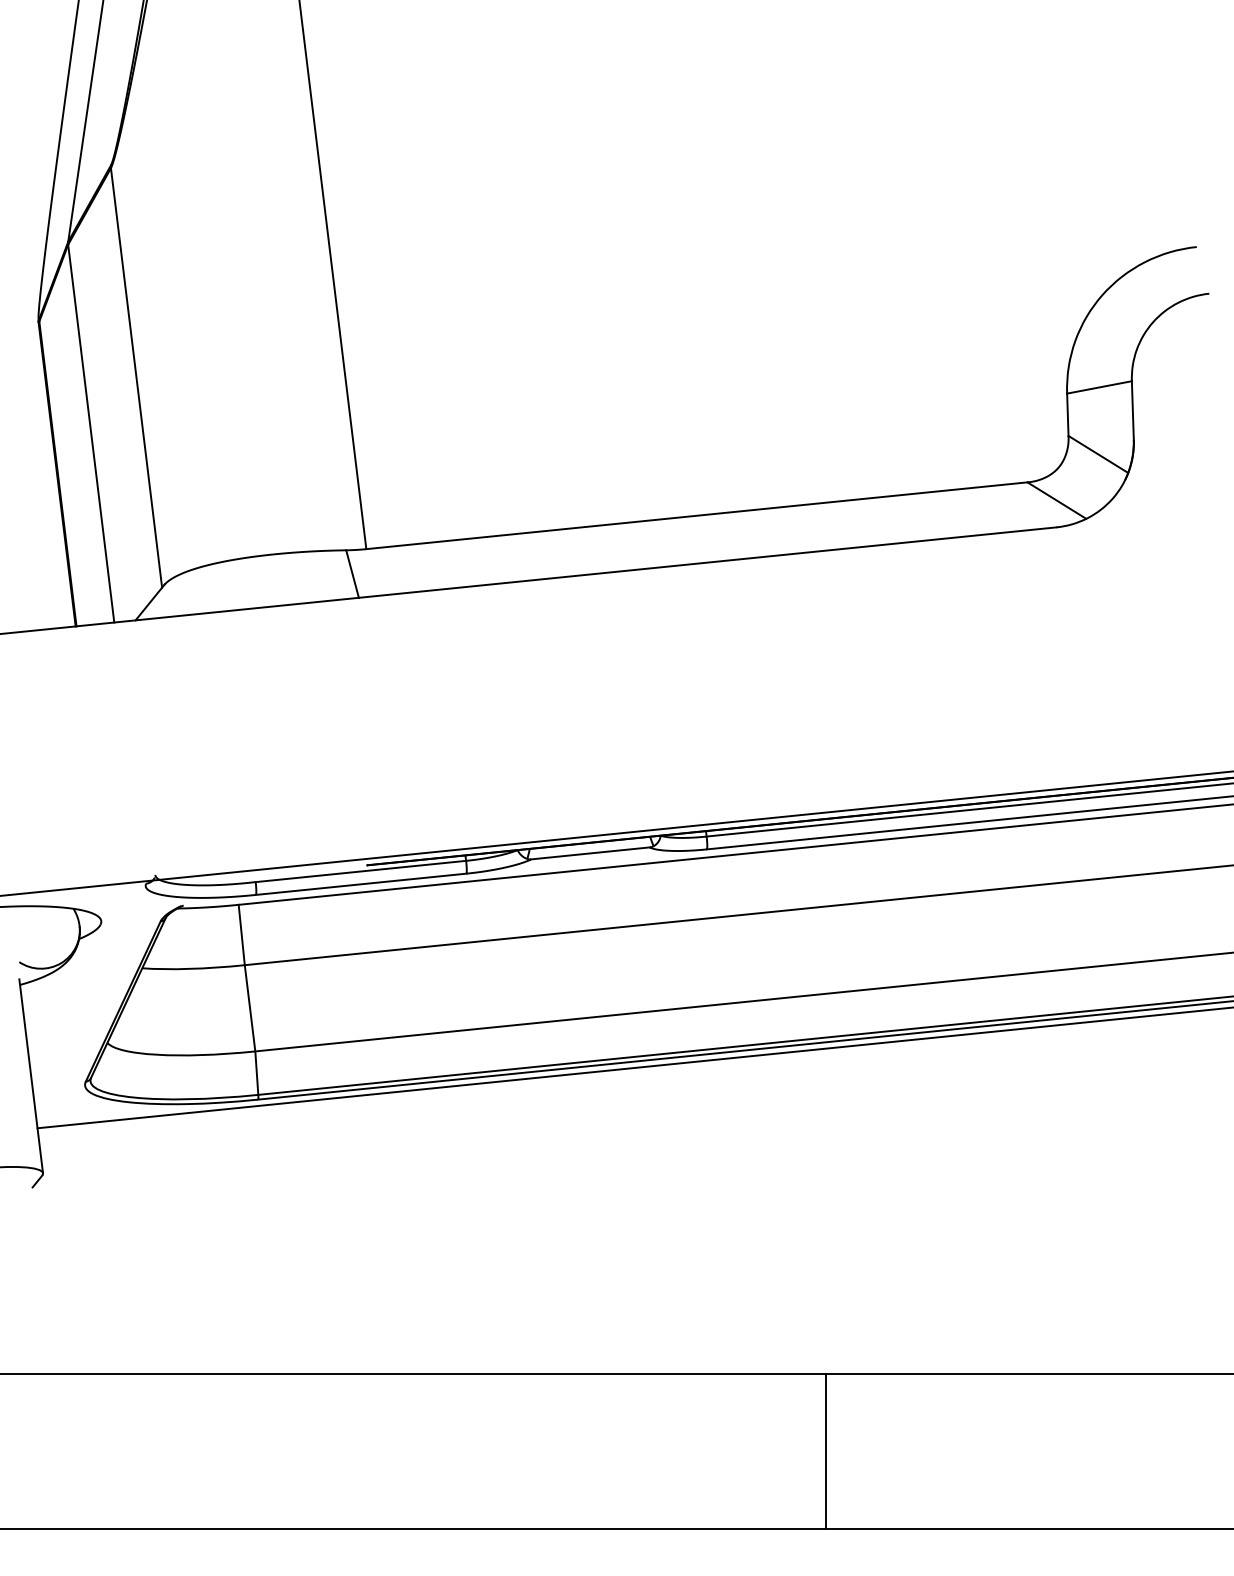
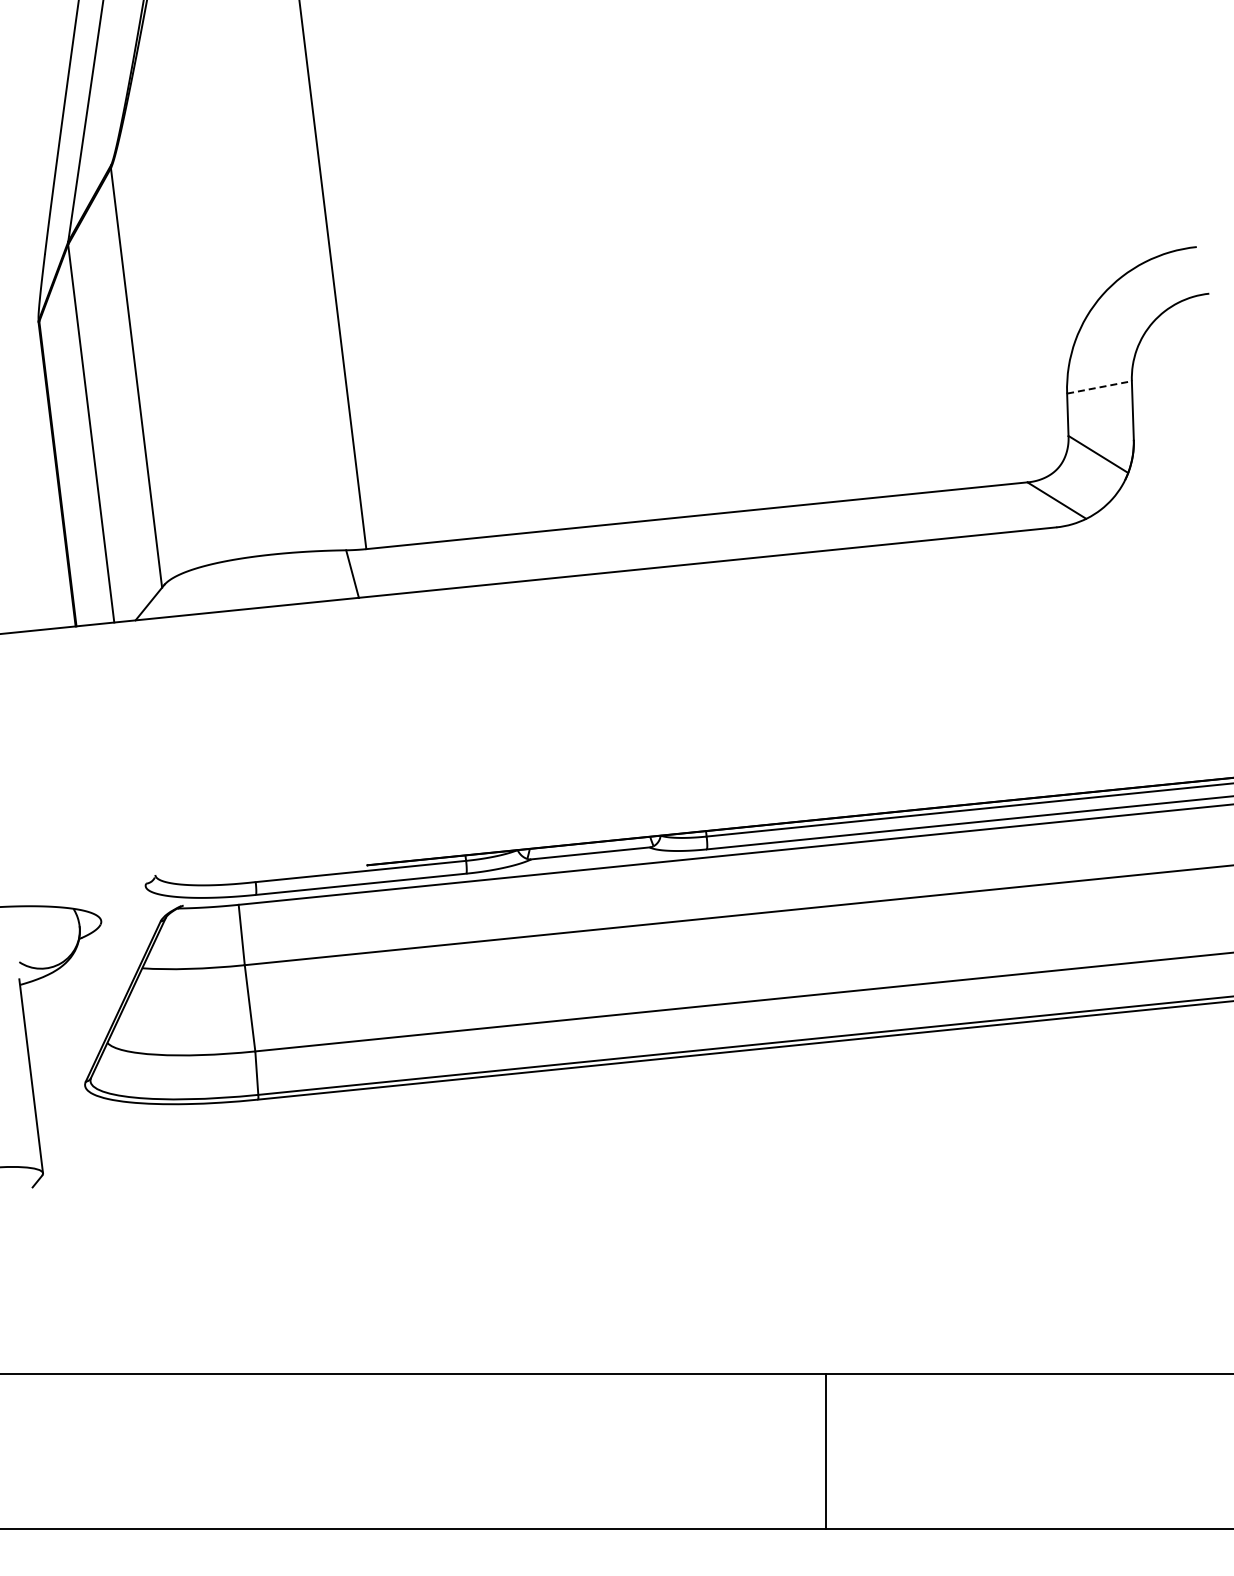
line: solid -> dashed (1099, 387)
line: present -> none (616, 833)
line: present -> none (633, 1067)
